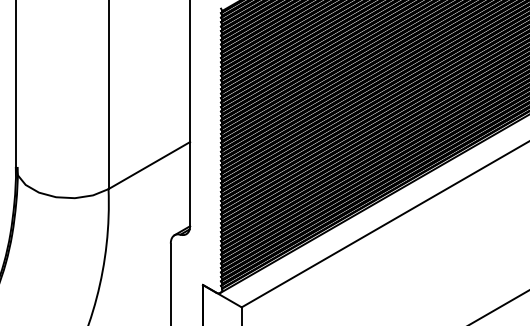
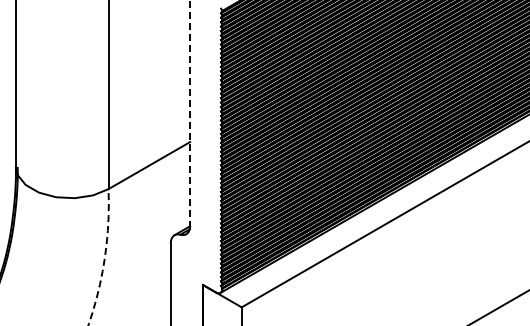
line: solid -> dashed (190, 113)
arc: solid -> dashed (104, 257)
